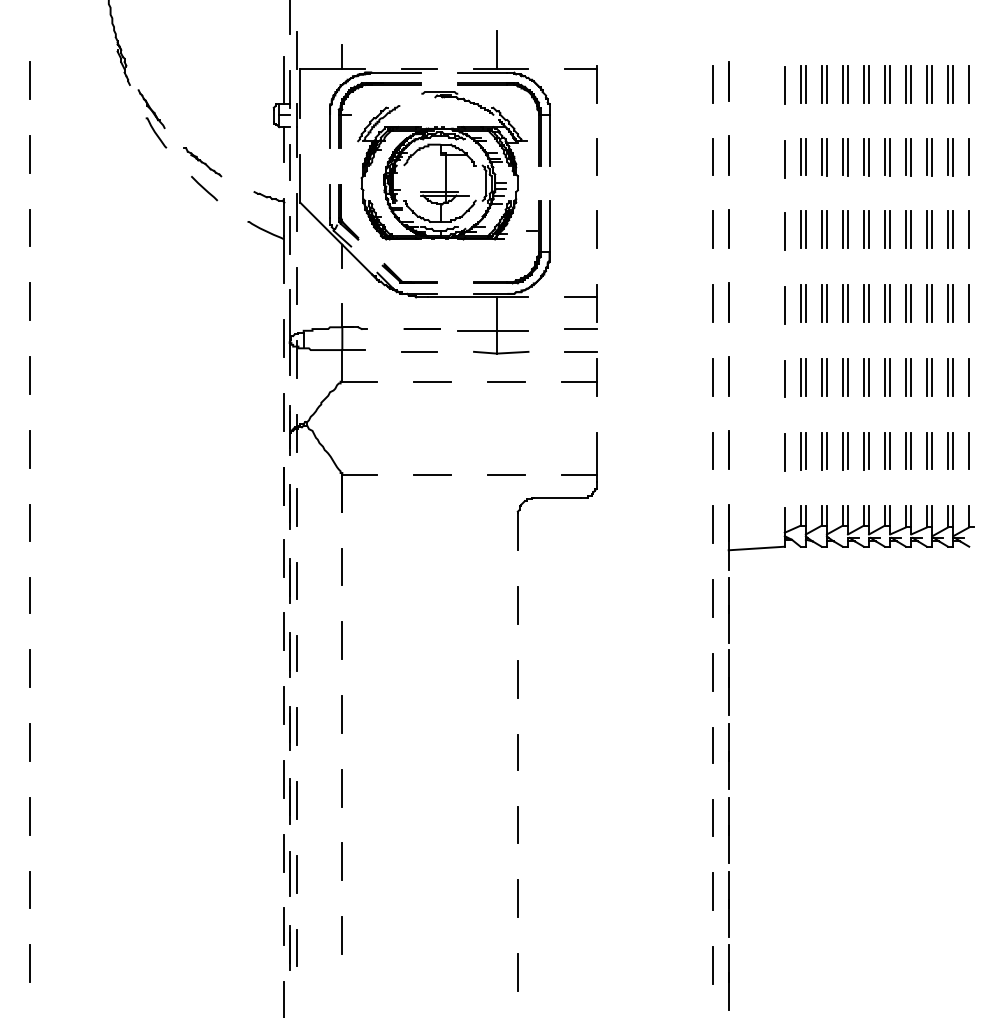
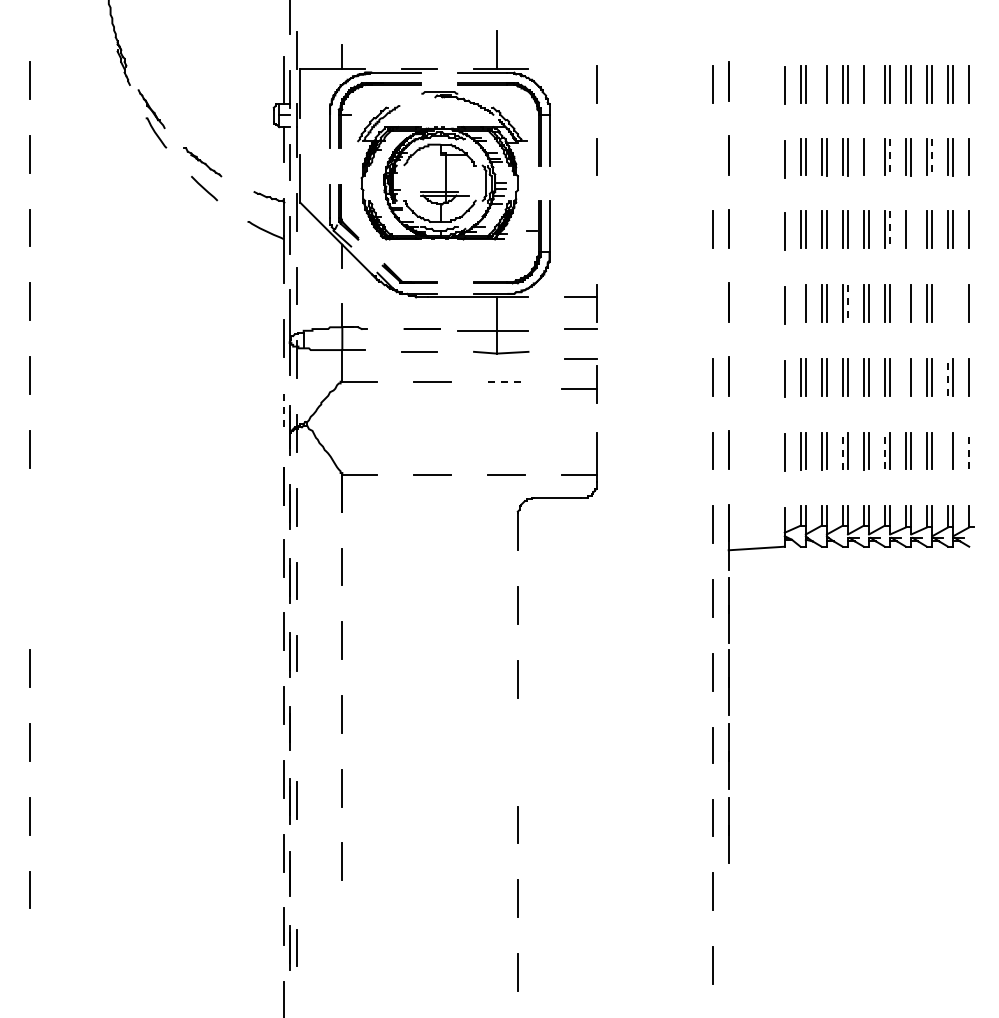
line: present -> none (580, 69)
line: present -> none (821, 83)
line: present -> none (869, 83)
line: present -> none (712, 156)
line: present -> none (869, 157)
line: solid -> dashed (890, 158)
line: solid -> dashed (932, 158)
line: present -> none (596, 229)
line: present -> none (911, 229)
line: solid -> dashed (890, 230)
line: present -> none (712, 303)
line: present -> none (800, 303)
line: present -> none (905, 303)
part: present -> none (950, 303)
line: solid -> dashed (848, 304)
line: present -> none (905, 376)
line: solid -> dashed (948, 376)
line: solid -> dashed (507, 381)
part position: (579, 381) -> (579, 388) (579, 388)
line: solid -> dashed (284, 412)
line: solid -> dashed (842, 450)
line: solid -> dashed (884, 450)
line: present -> none (948, 450)
line: solid -> dashed (969, 450)
line: present -> none (29, 522)
line: present -> none (29, 595)
line: present -> none (296, 726)
line: present -> none (517, 751)
line: present -> none (296, 873)
line: present -> none (342, 935)
line: present -> none (728, 937)
line: present -> none (29, 963)
